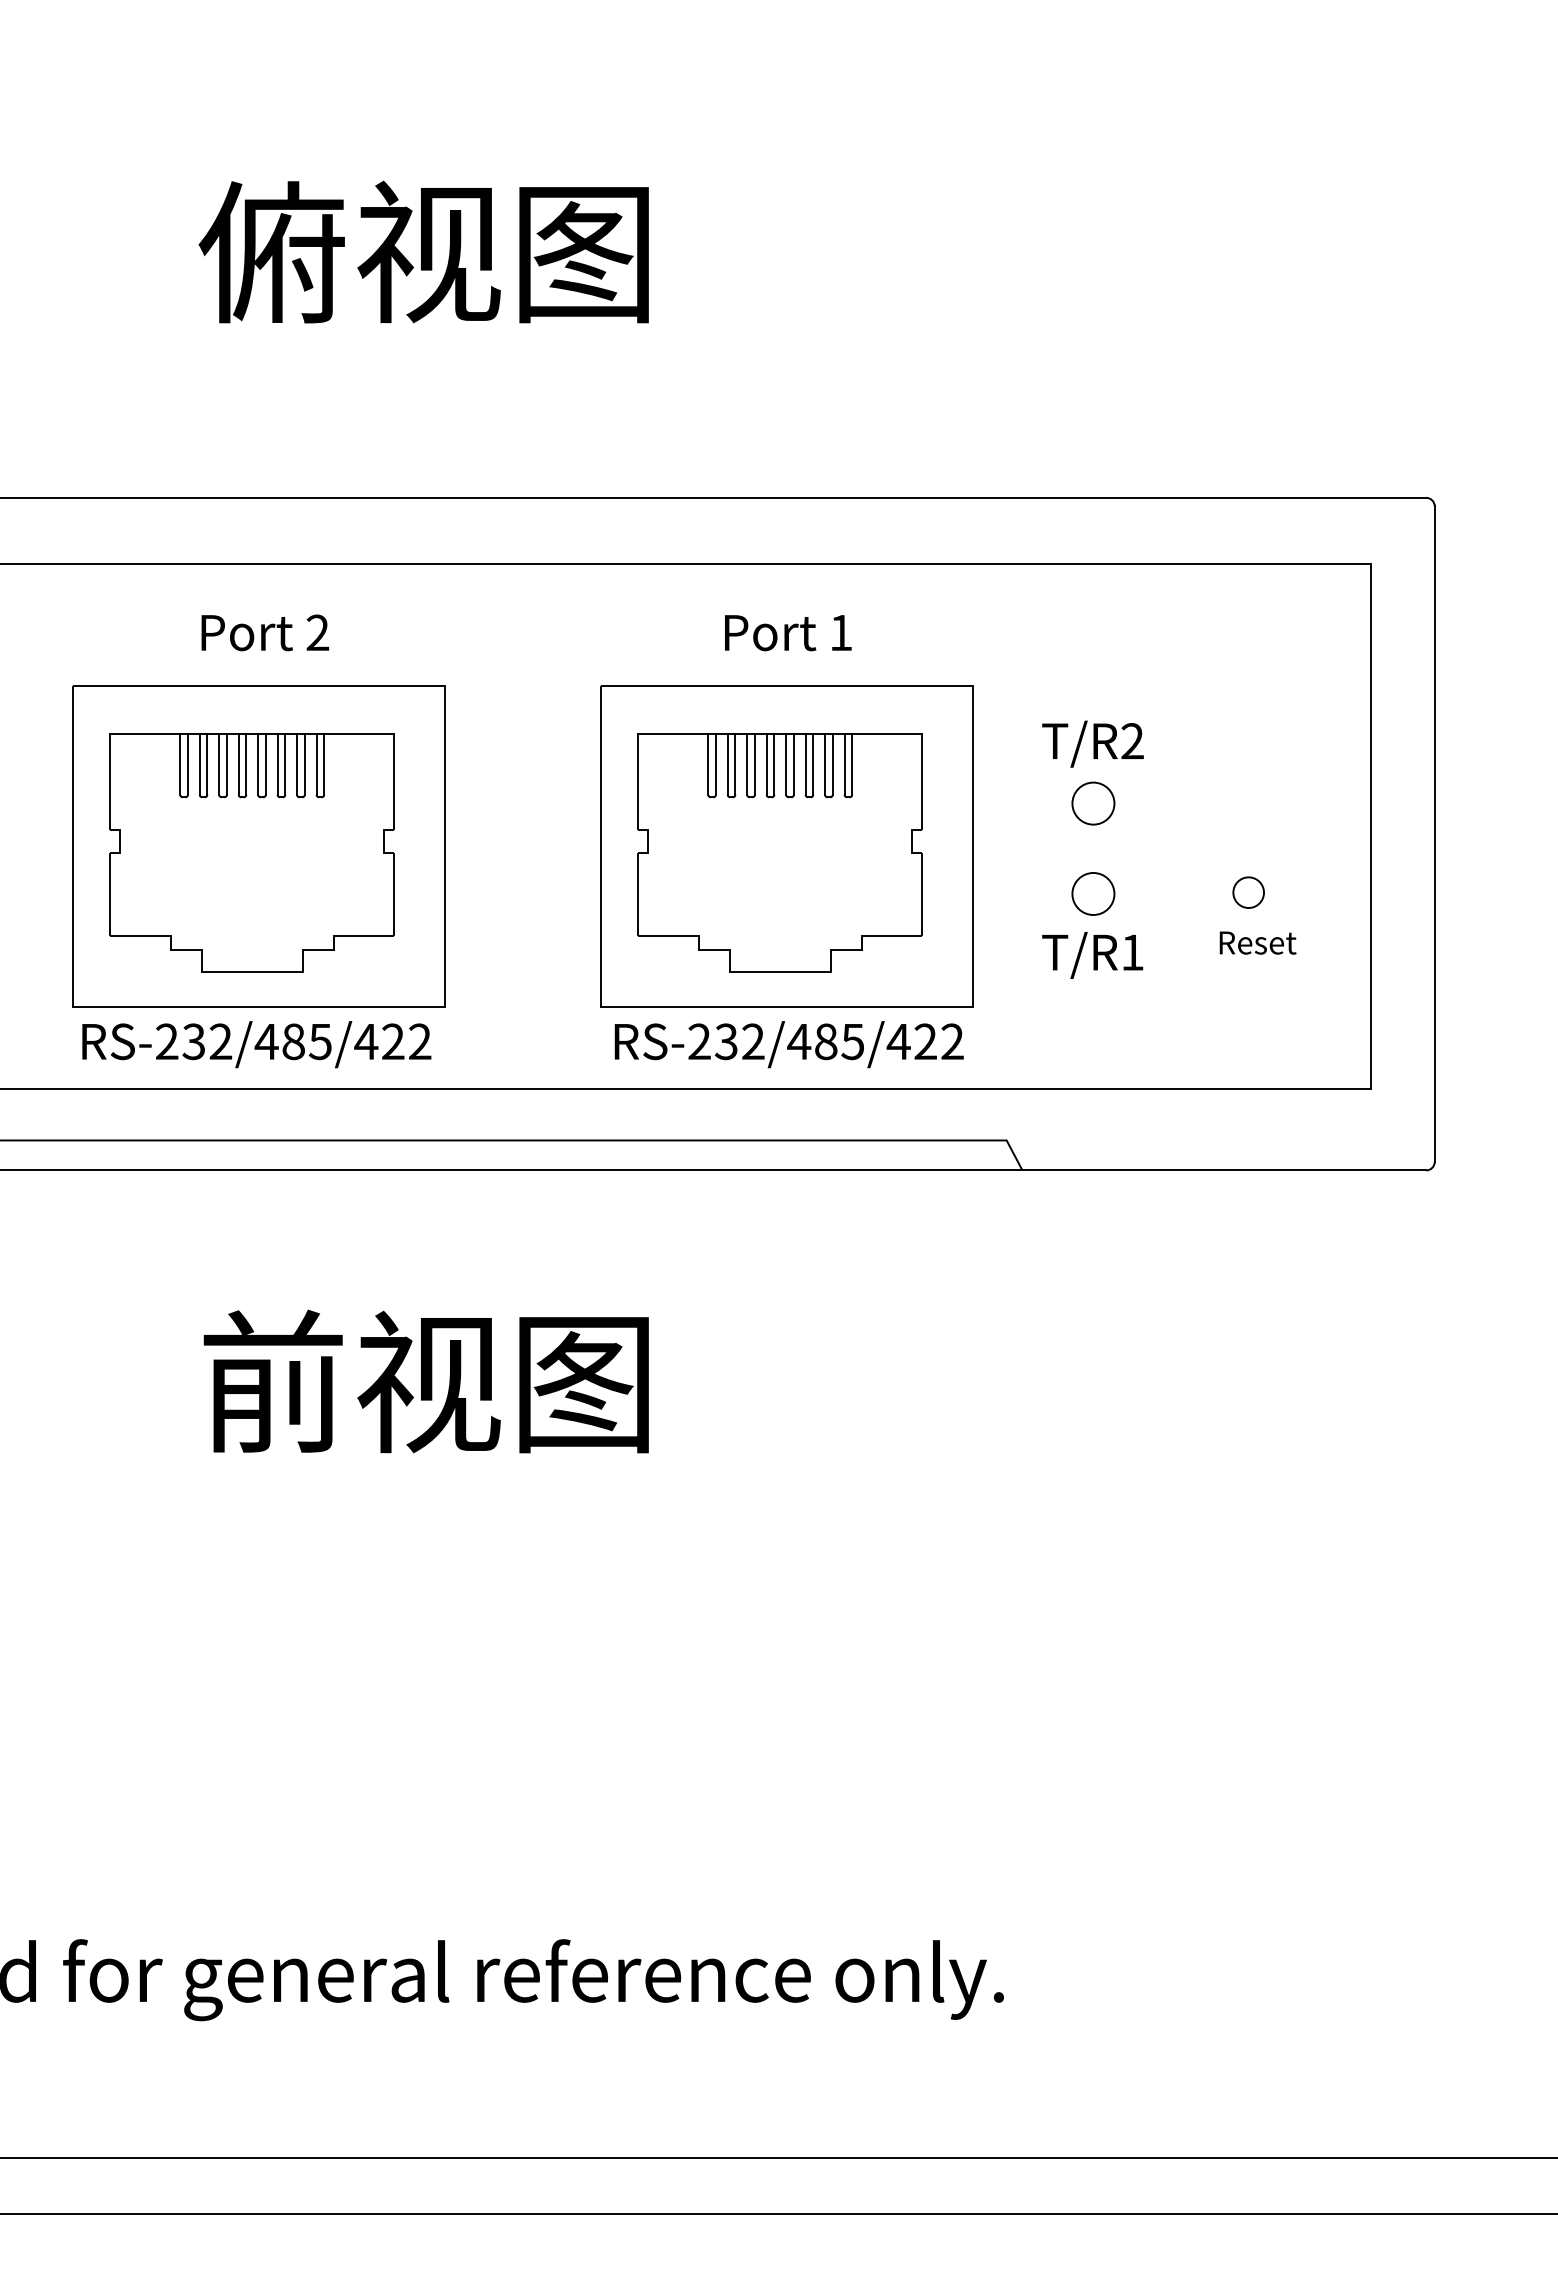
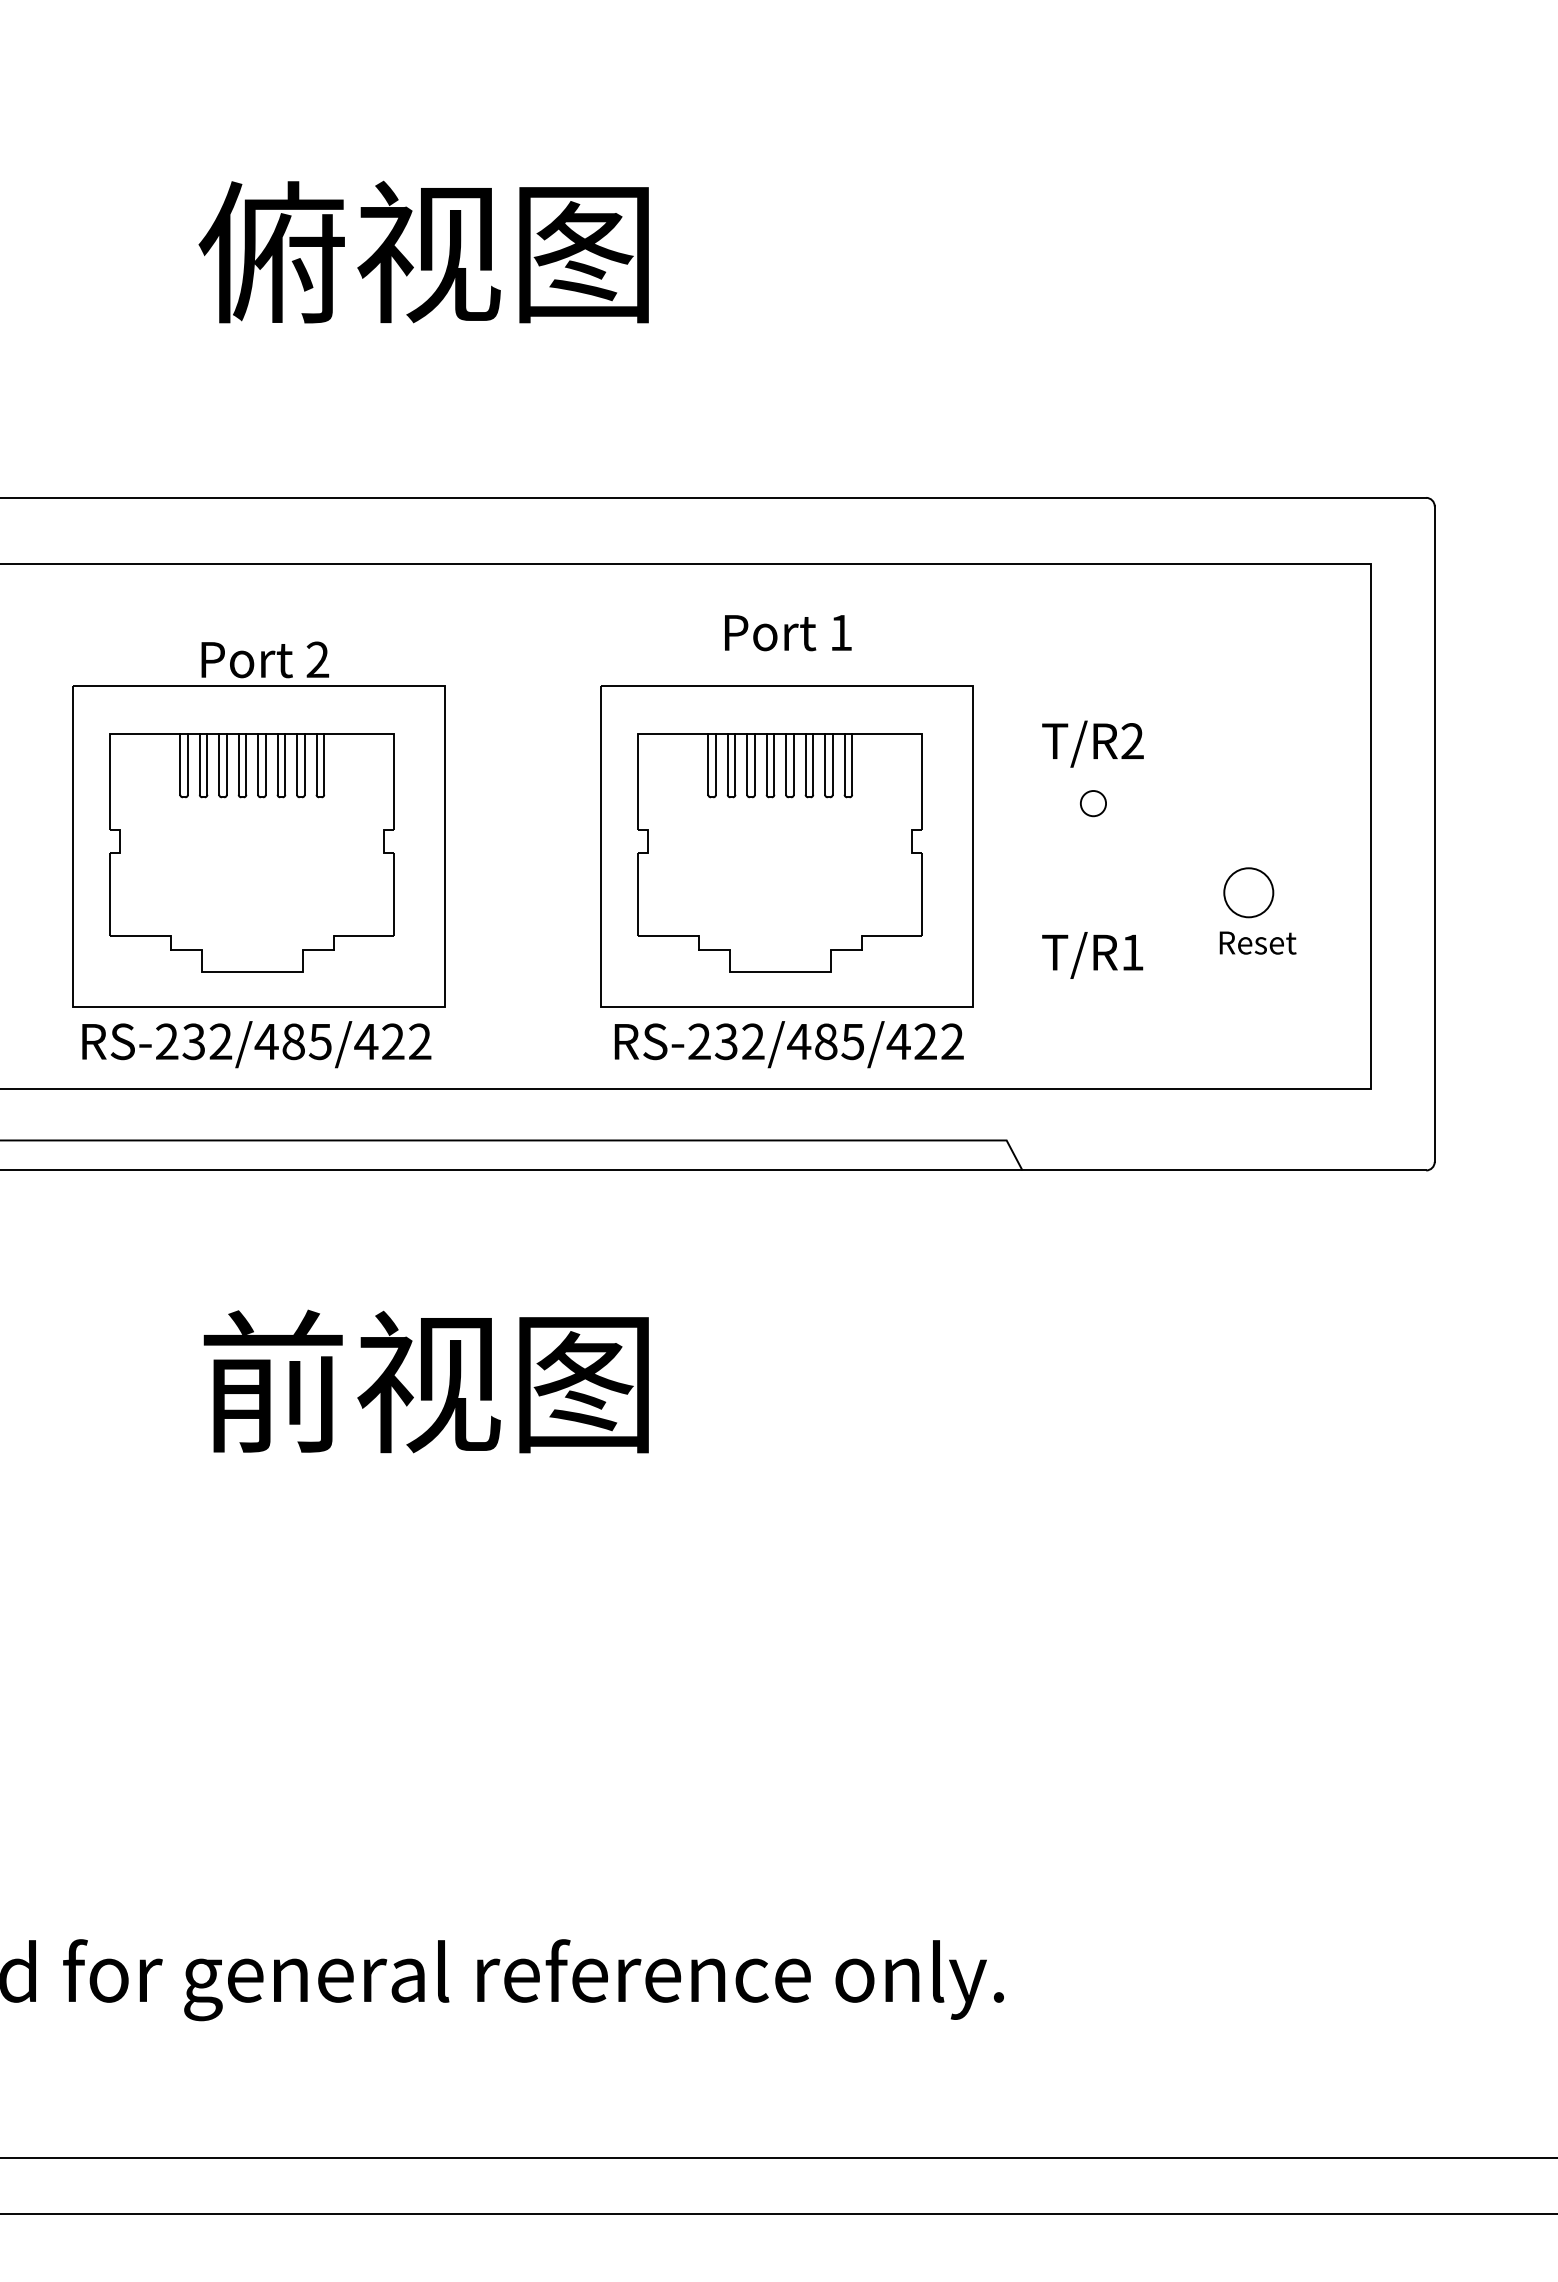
text position: (264, 632) -> (264, 659) (264, 659)
circle diameter: 42 px -> 25 px (1093, 803)
circle size: 33x33 px -> 52x52 px (1248, 892)
circle: present -> none (1093, 893)
